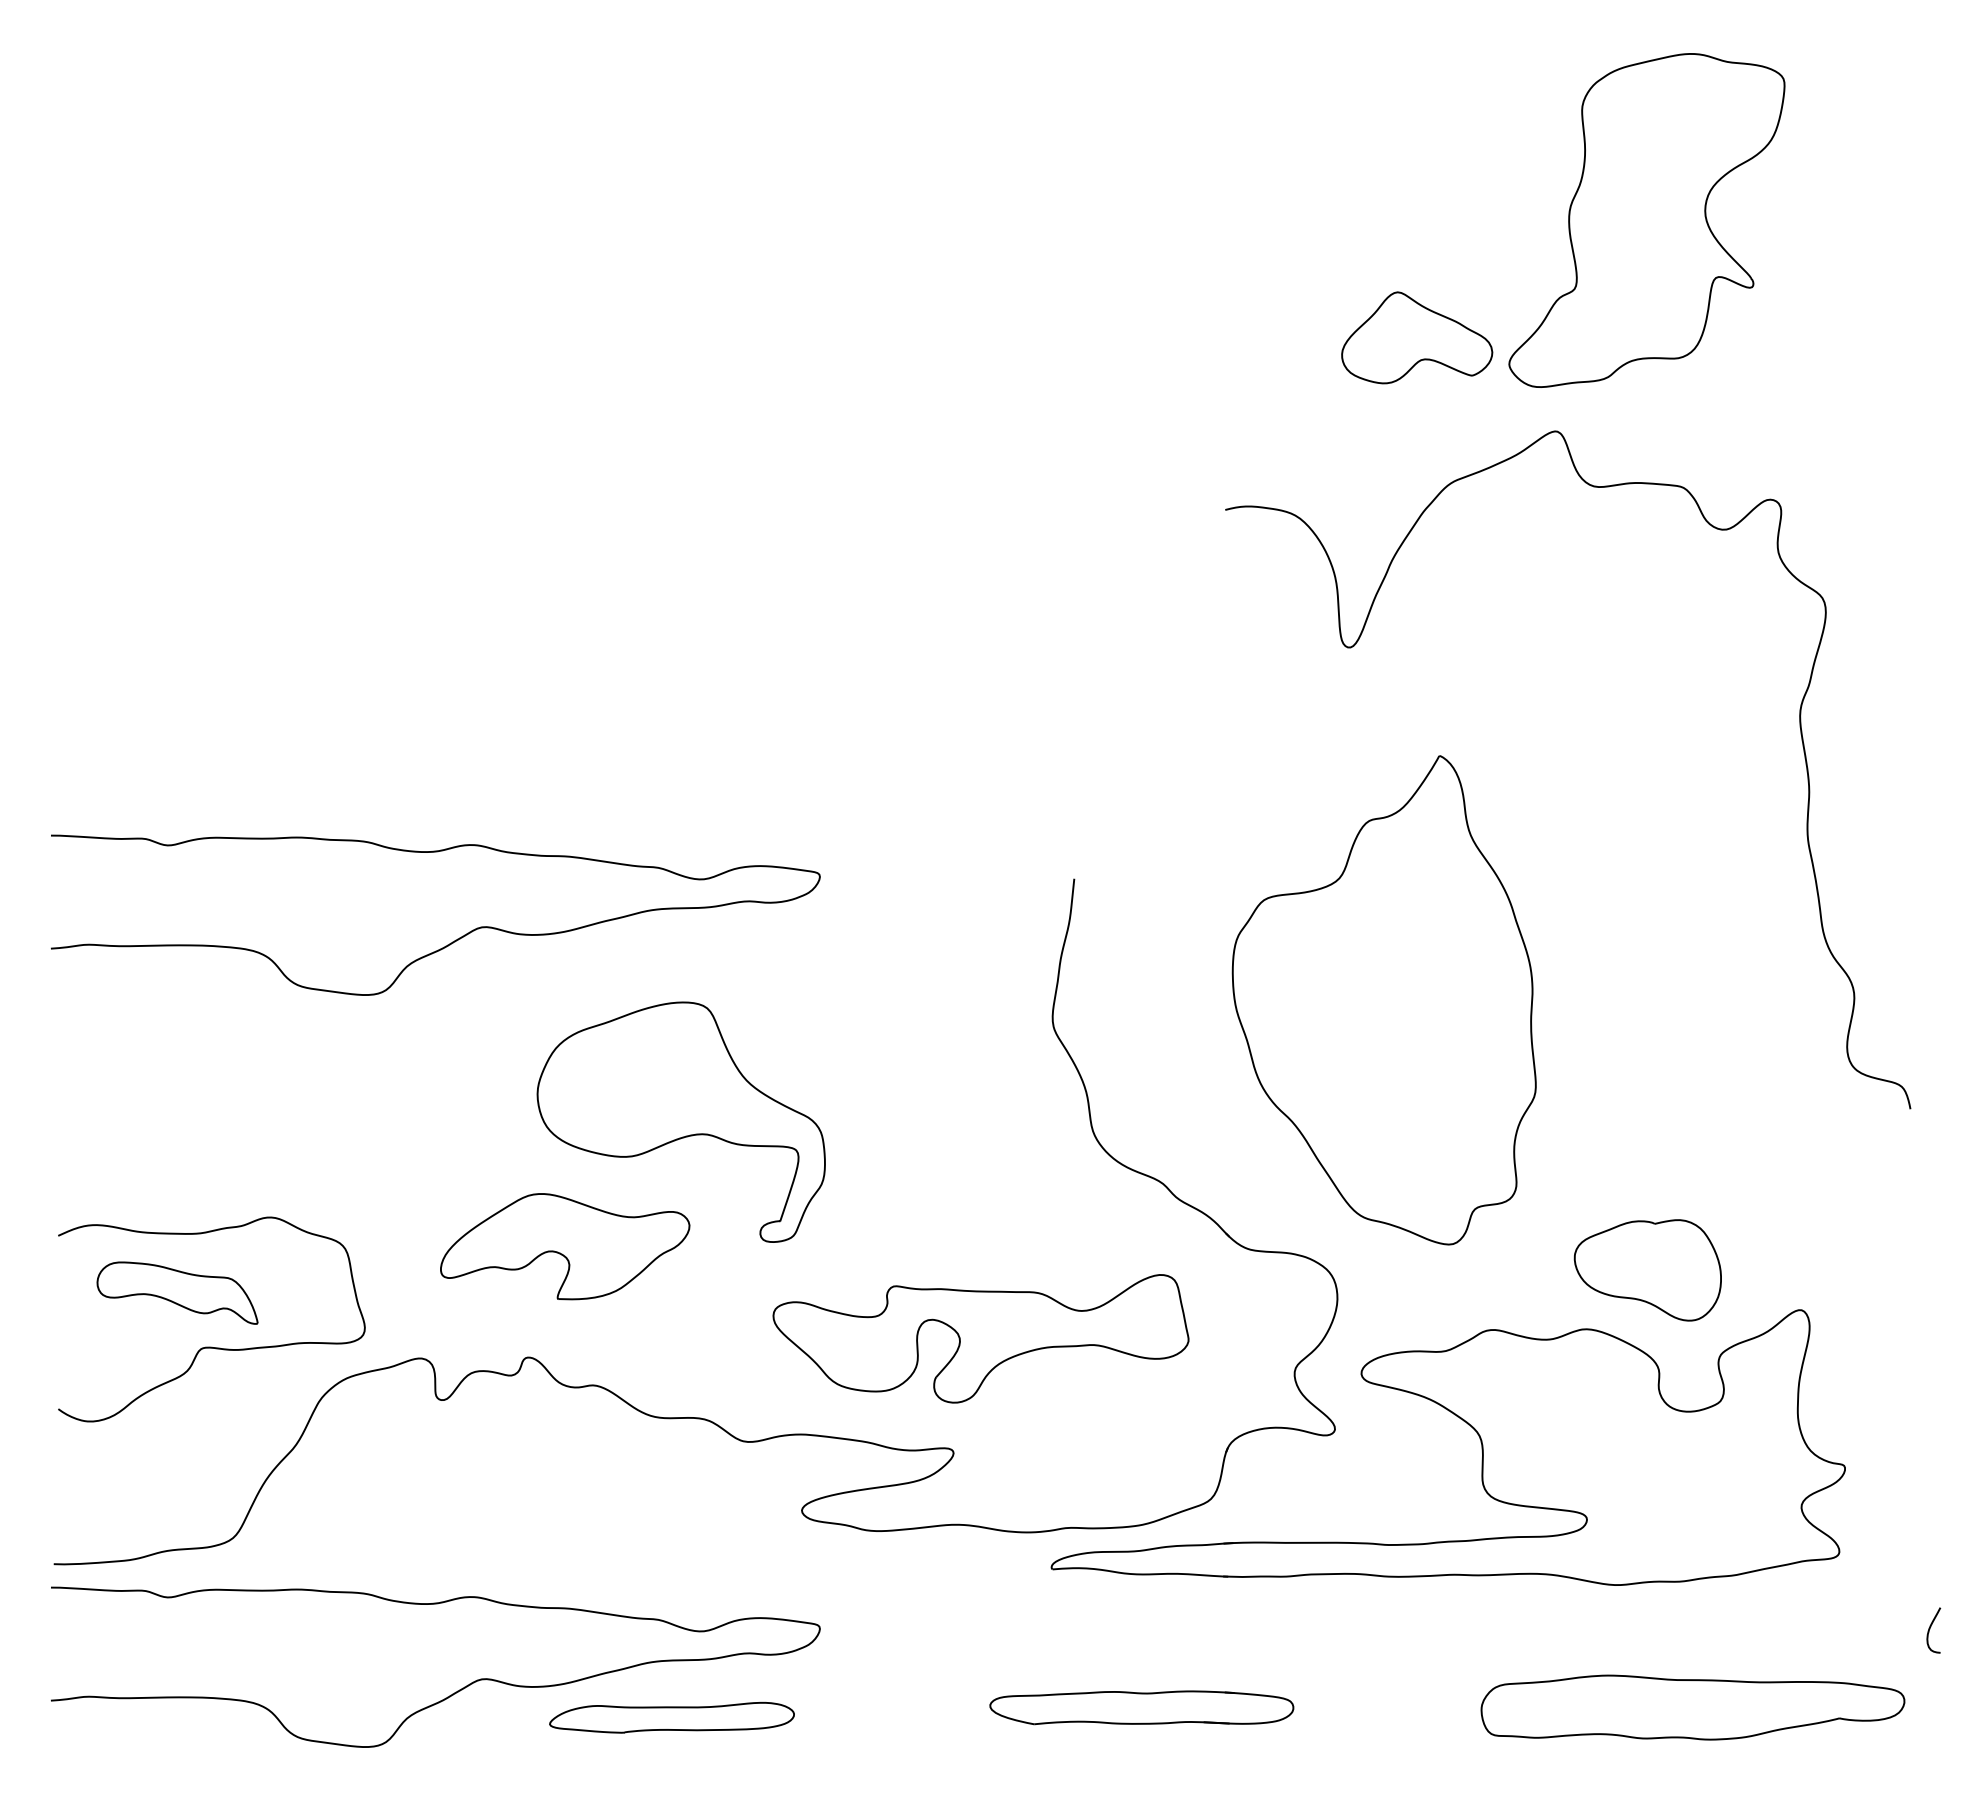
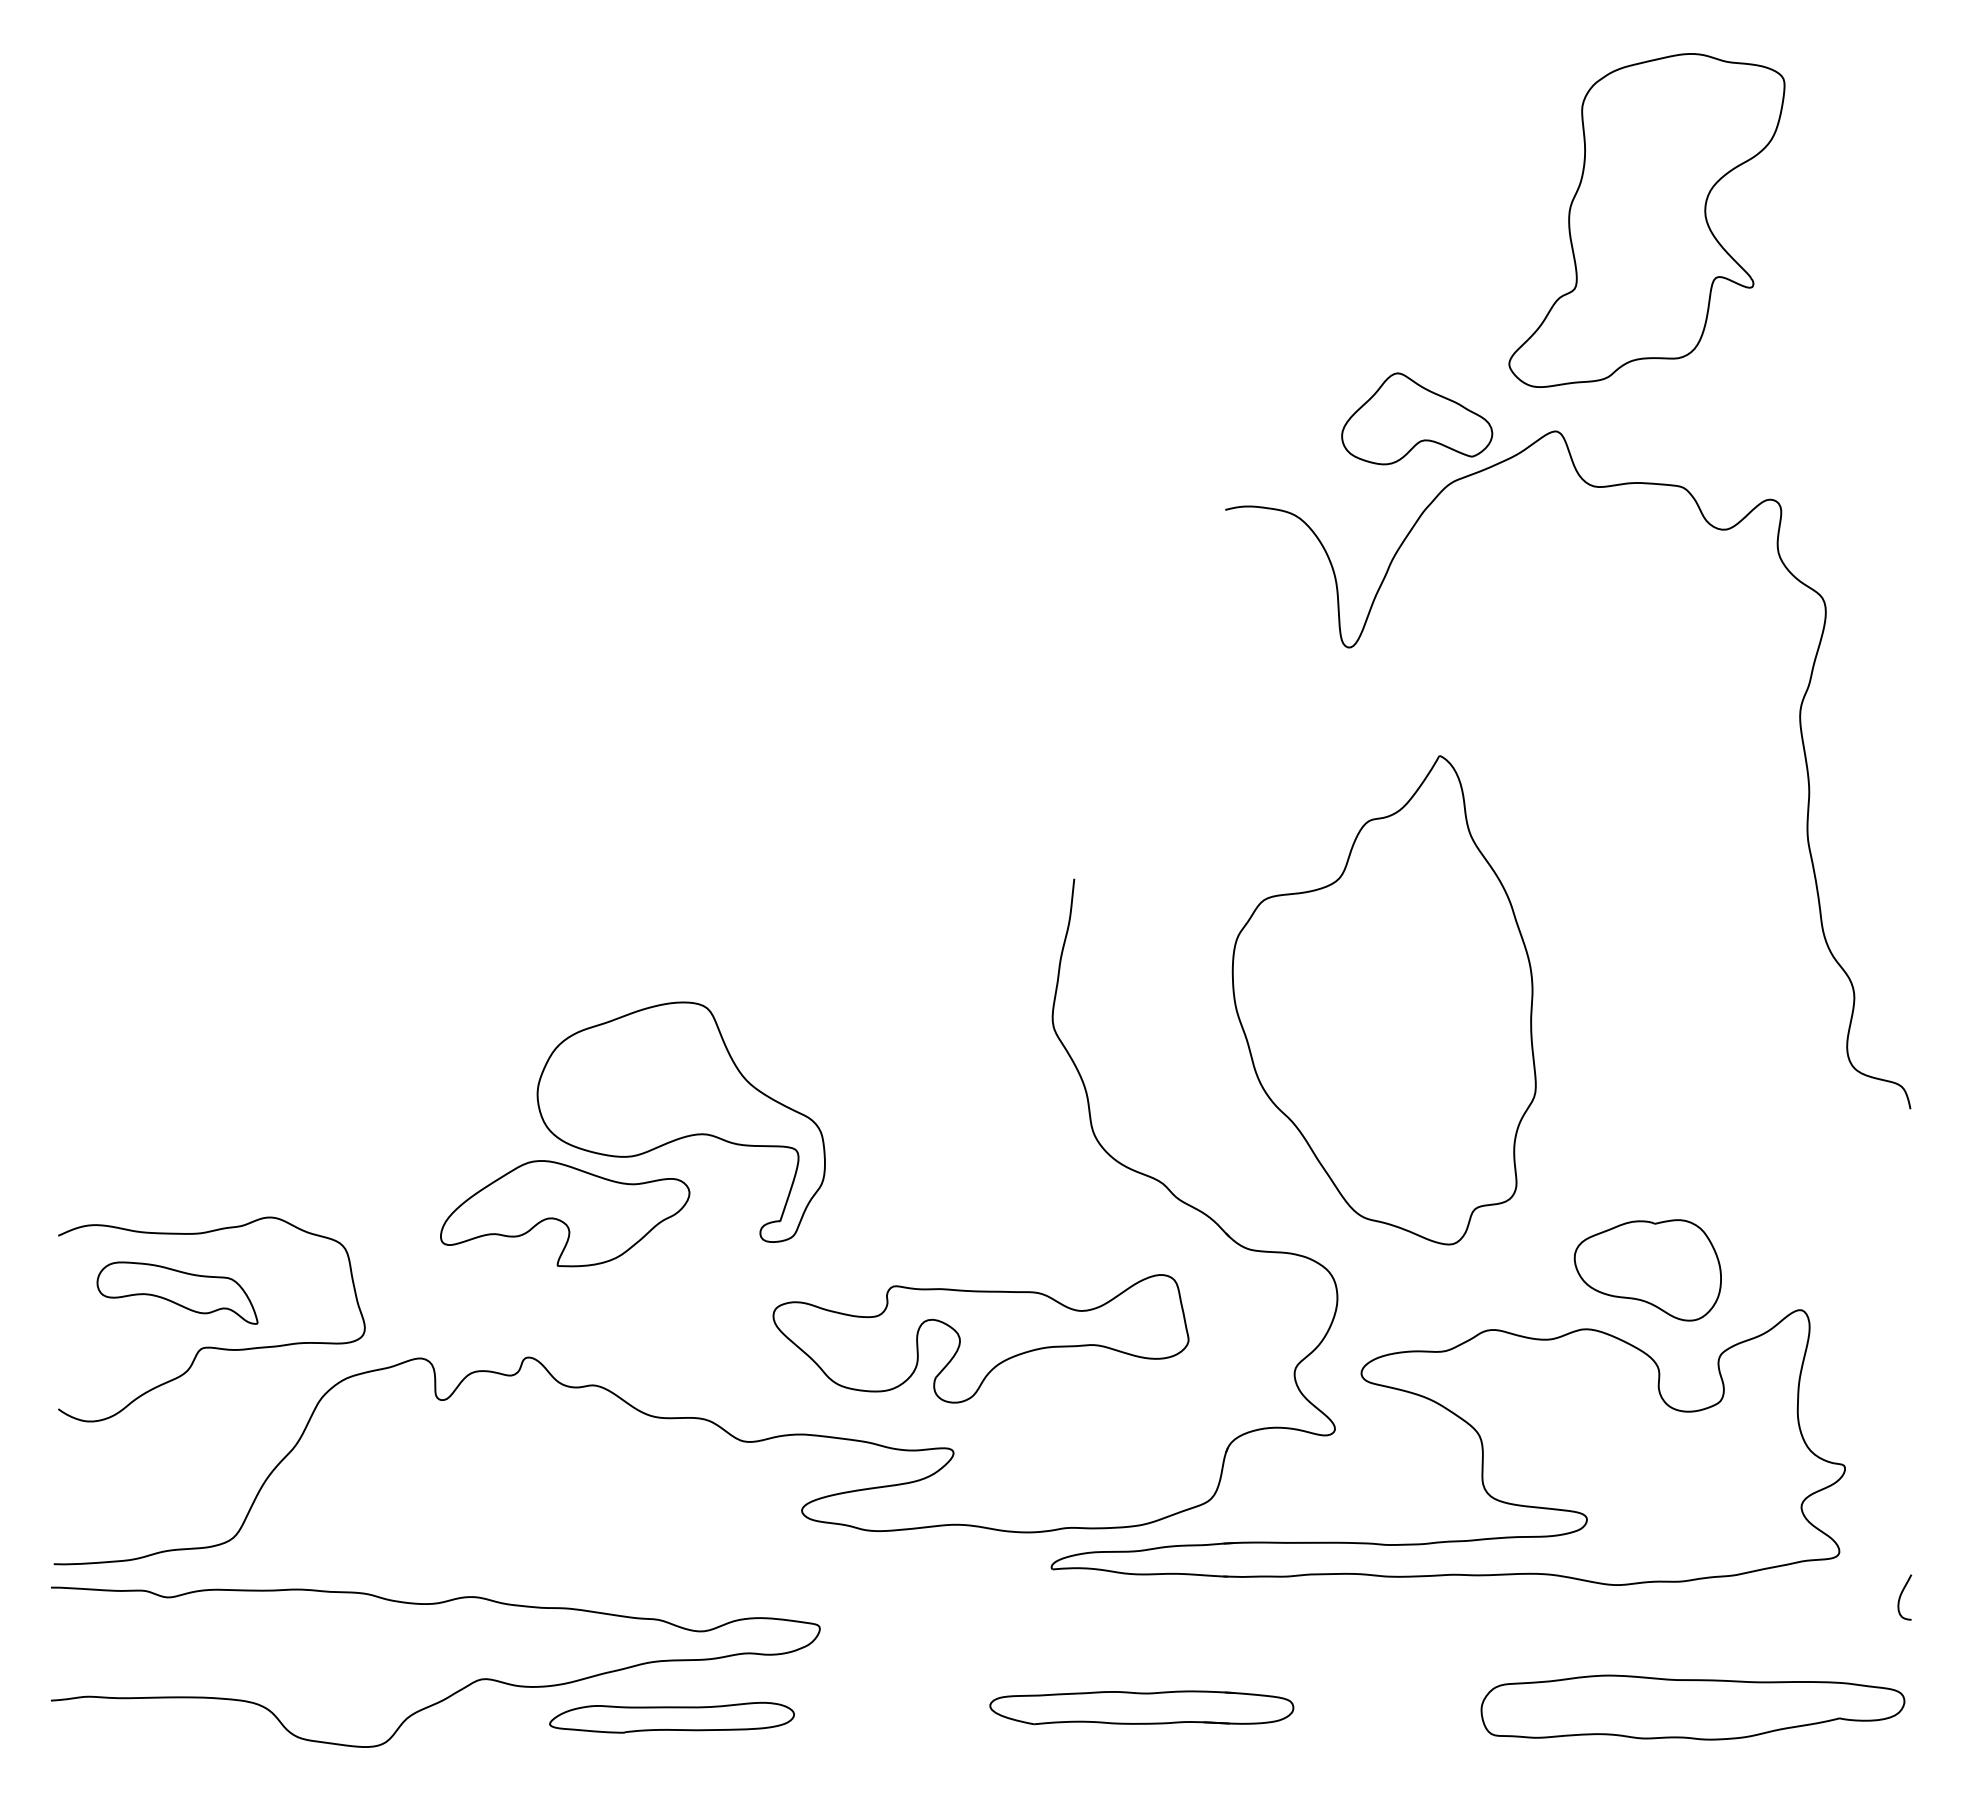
part position: (1417, 337) -> (1417, 418) (1417, 418)
curve: present -> none (452, 941)
part position: (565, 1246) -> (565, 1213) (565, 1213)
curve position: (1930, 1629) -> (1901, 1596) (1901, 1596)
